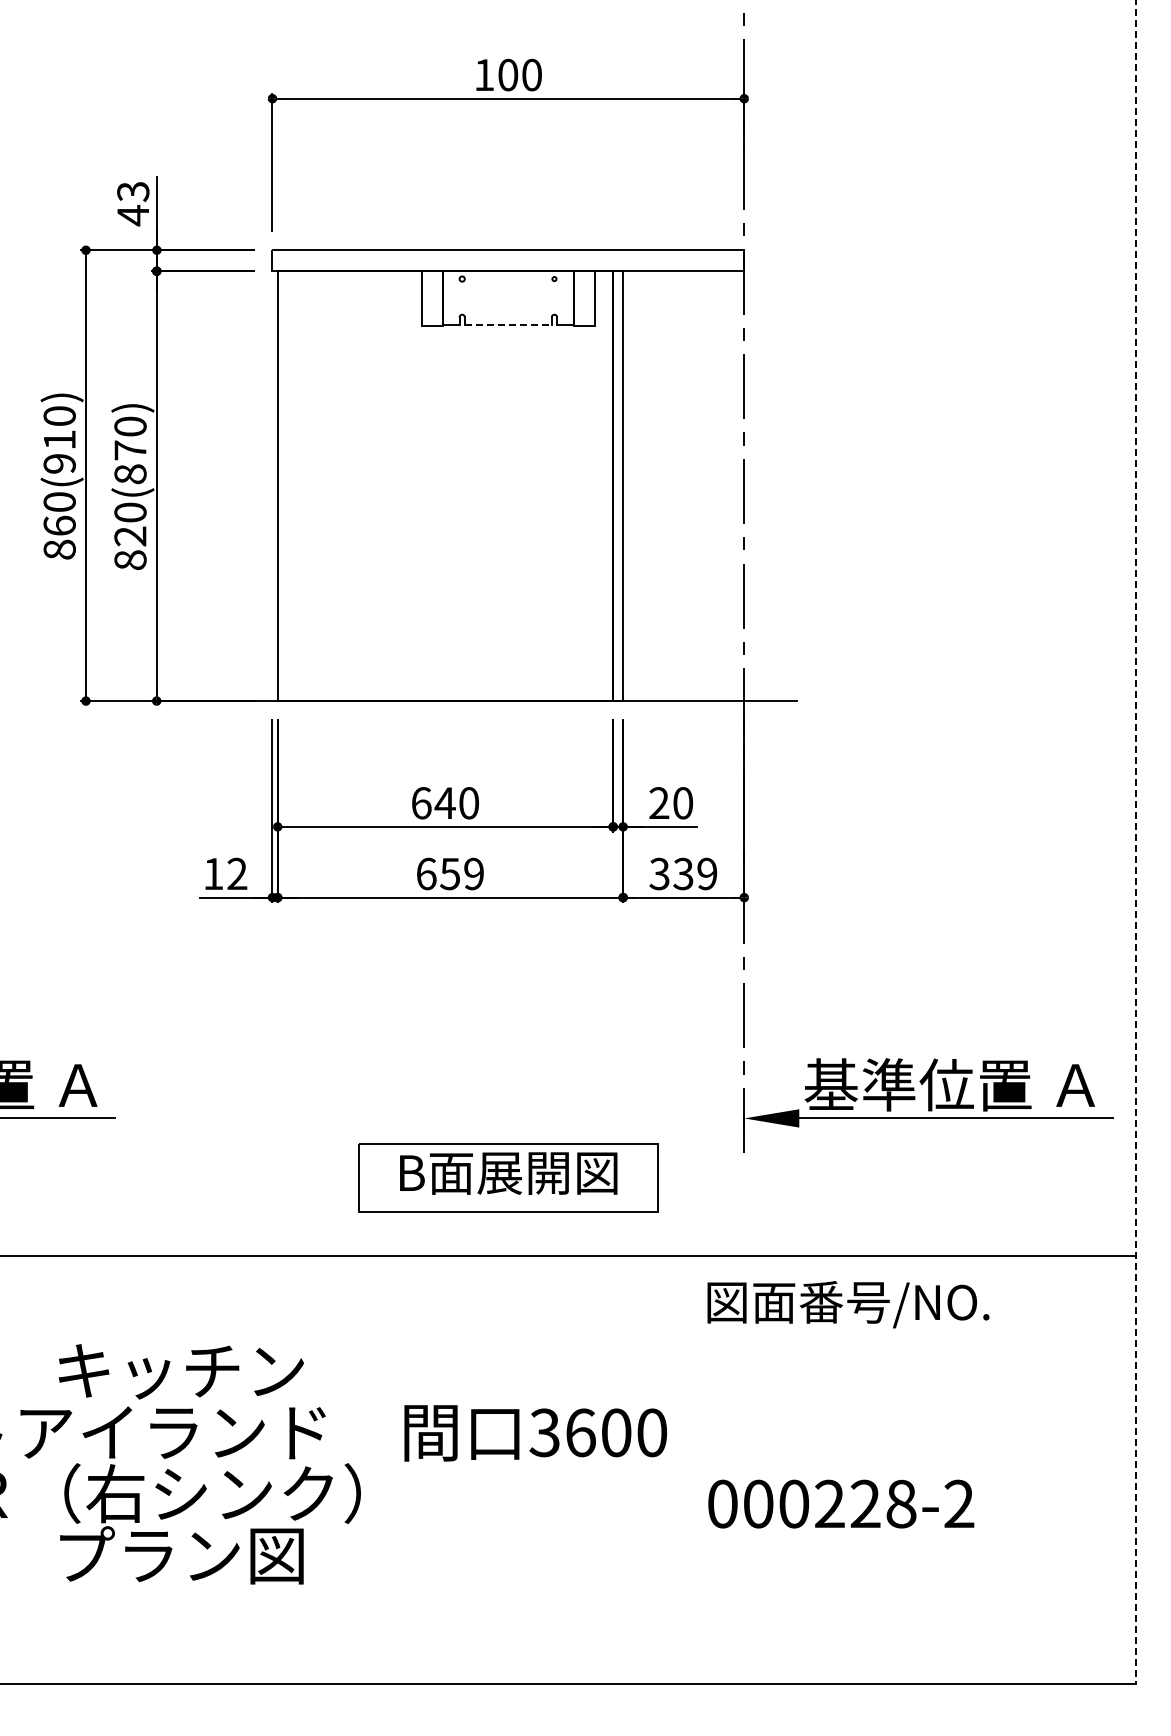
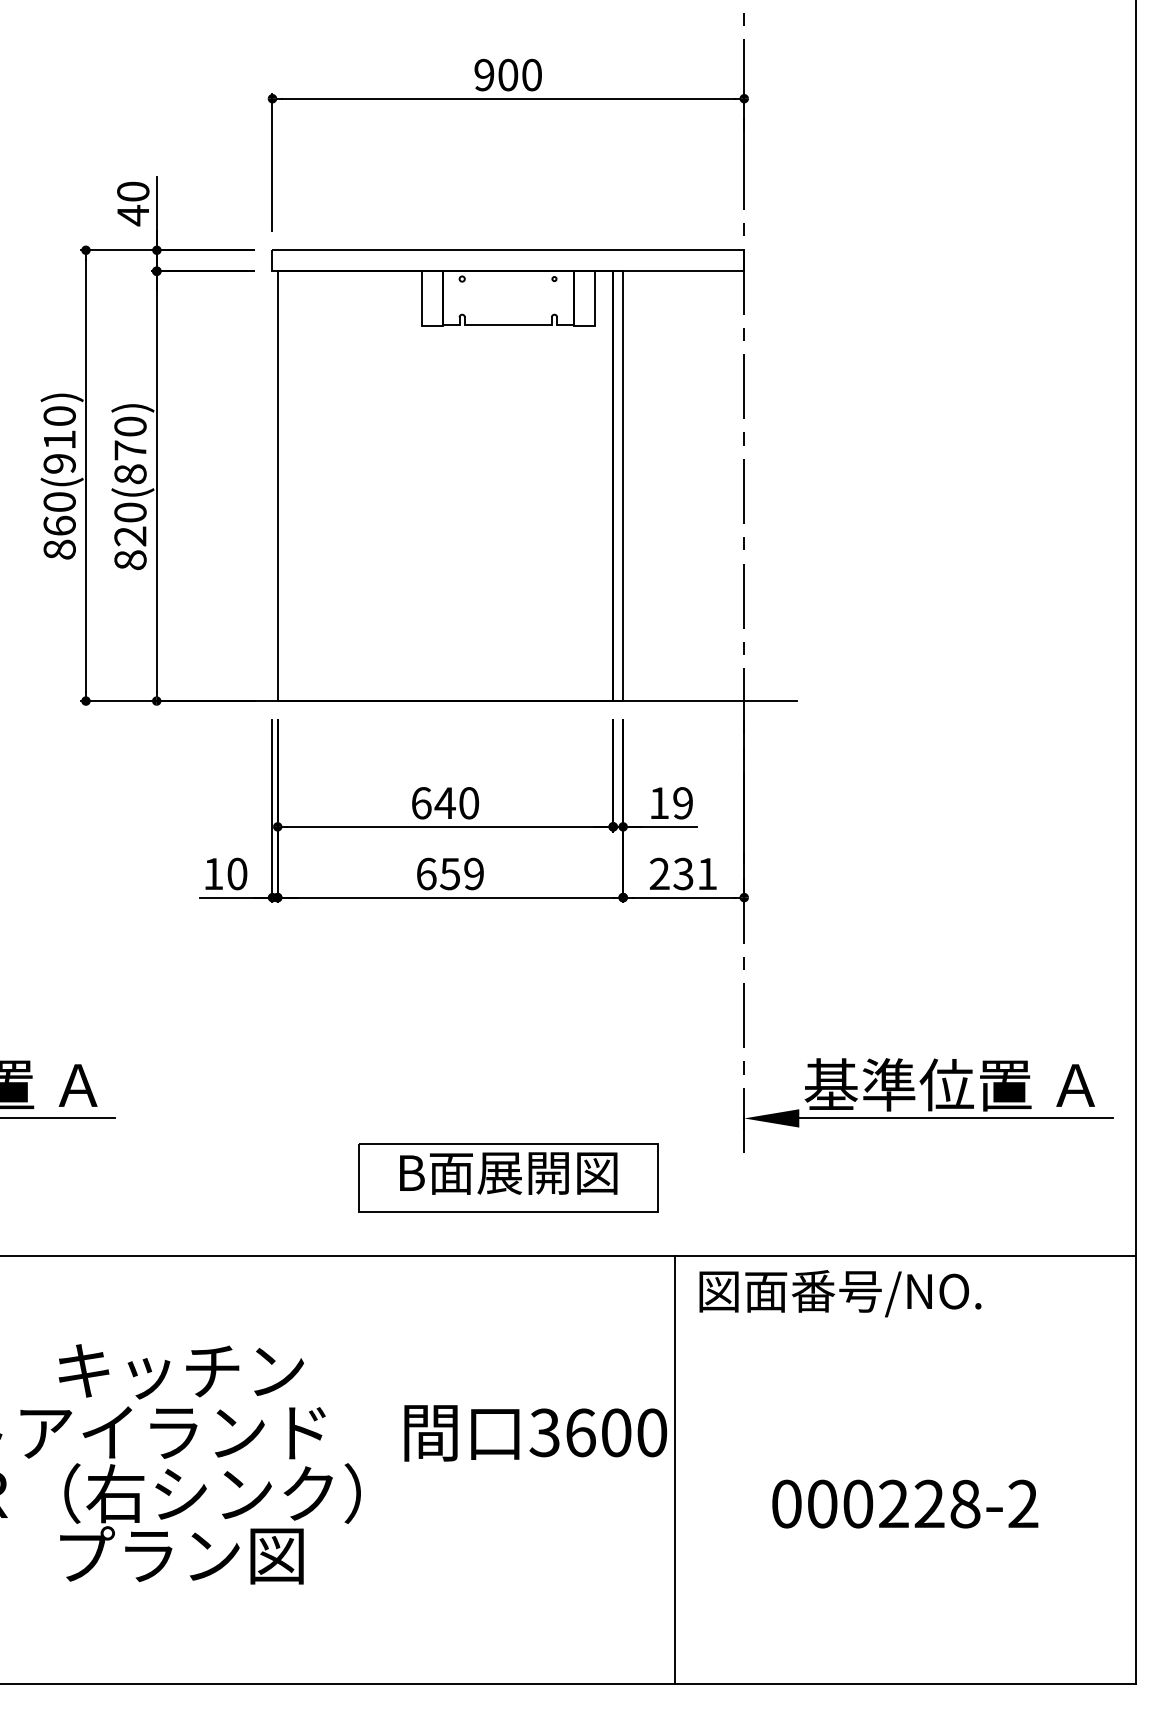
text: 100 -> 900 (484, 74)
text: 43 -> 40 (133, 191)
line: dashed -> solid (508, 325)
text: 20 -> 19 (671, 803)
line: dashed -> solid (1136, 841)
text: 12 -> 10 (237, 873)
text: 339 -> 231 (683, 873)
text position: (848, 1304) -> (840, 1293) (840, 1293)
line: none -> present (674, 1469)
text position: (841, 1503) -> (905, 1503) (905, 1503)
